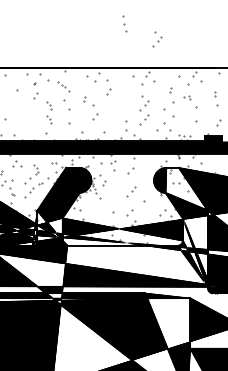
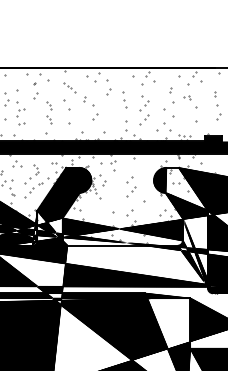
part position: (124, 23) -> (124, 99) (124, 99)
part: present -> none (157, 39)
part position: (63, 86) -> (69, 87) (69, 87)
part: none -> present (14, 108)
part position: (218, 122) -> (218, 116) (218, 116)
part position: (130, 170) -> (129, 179) (129, 179)
